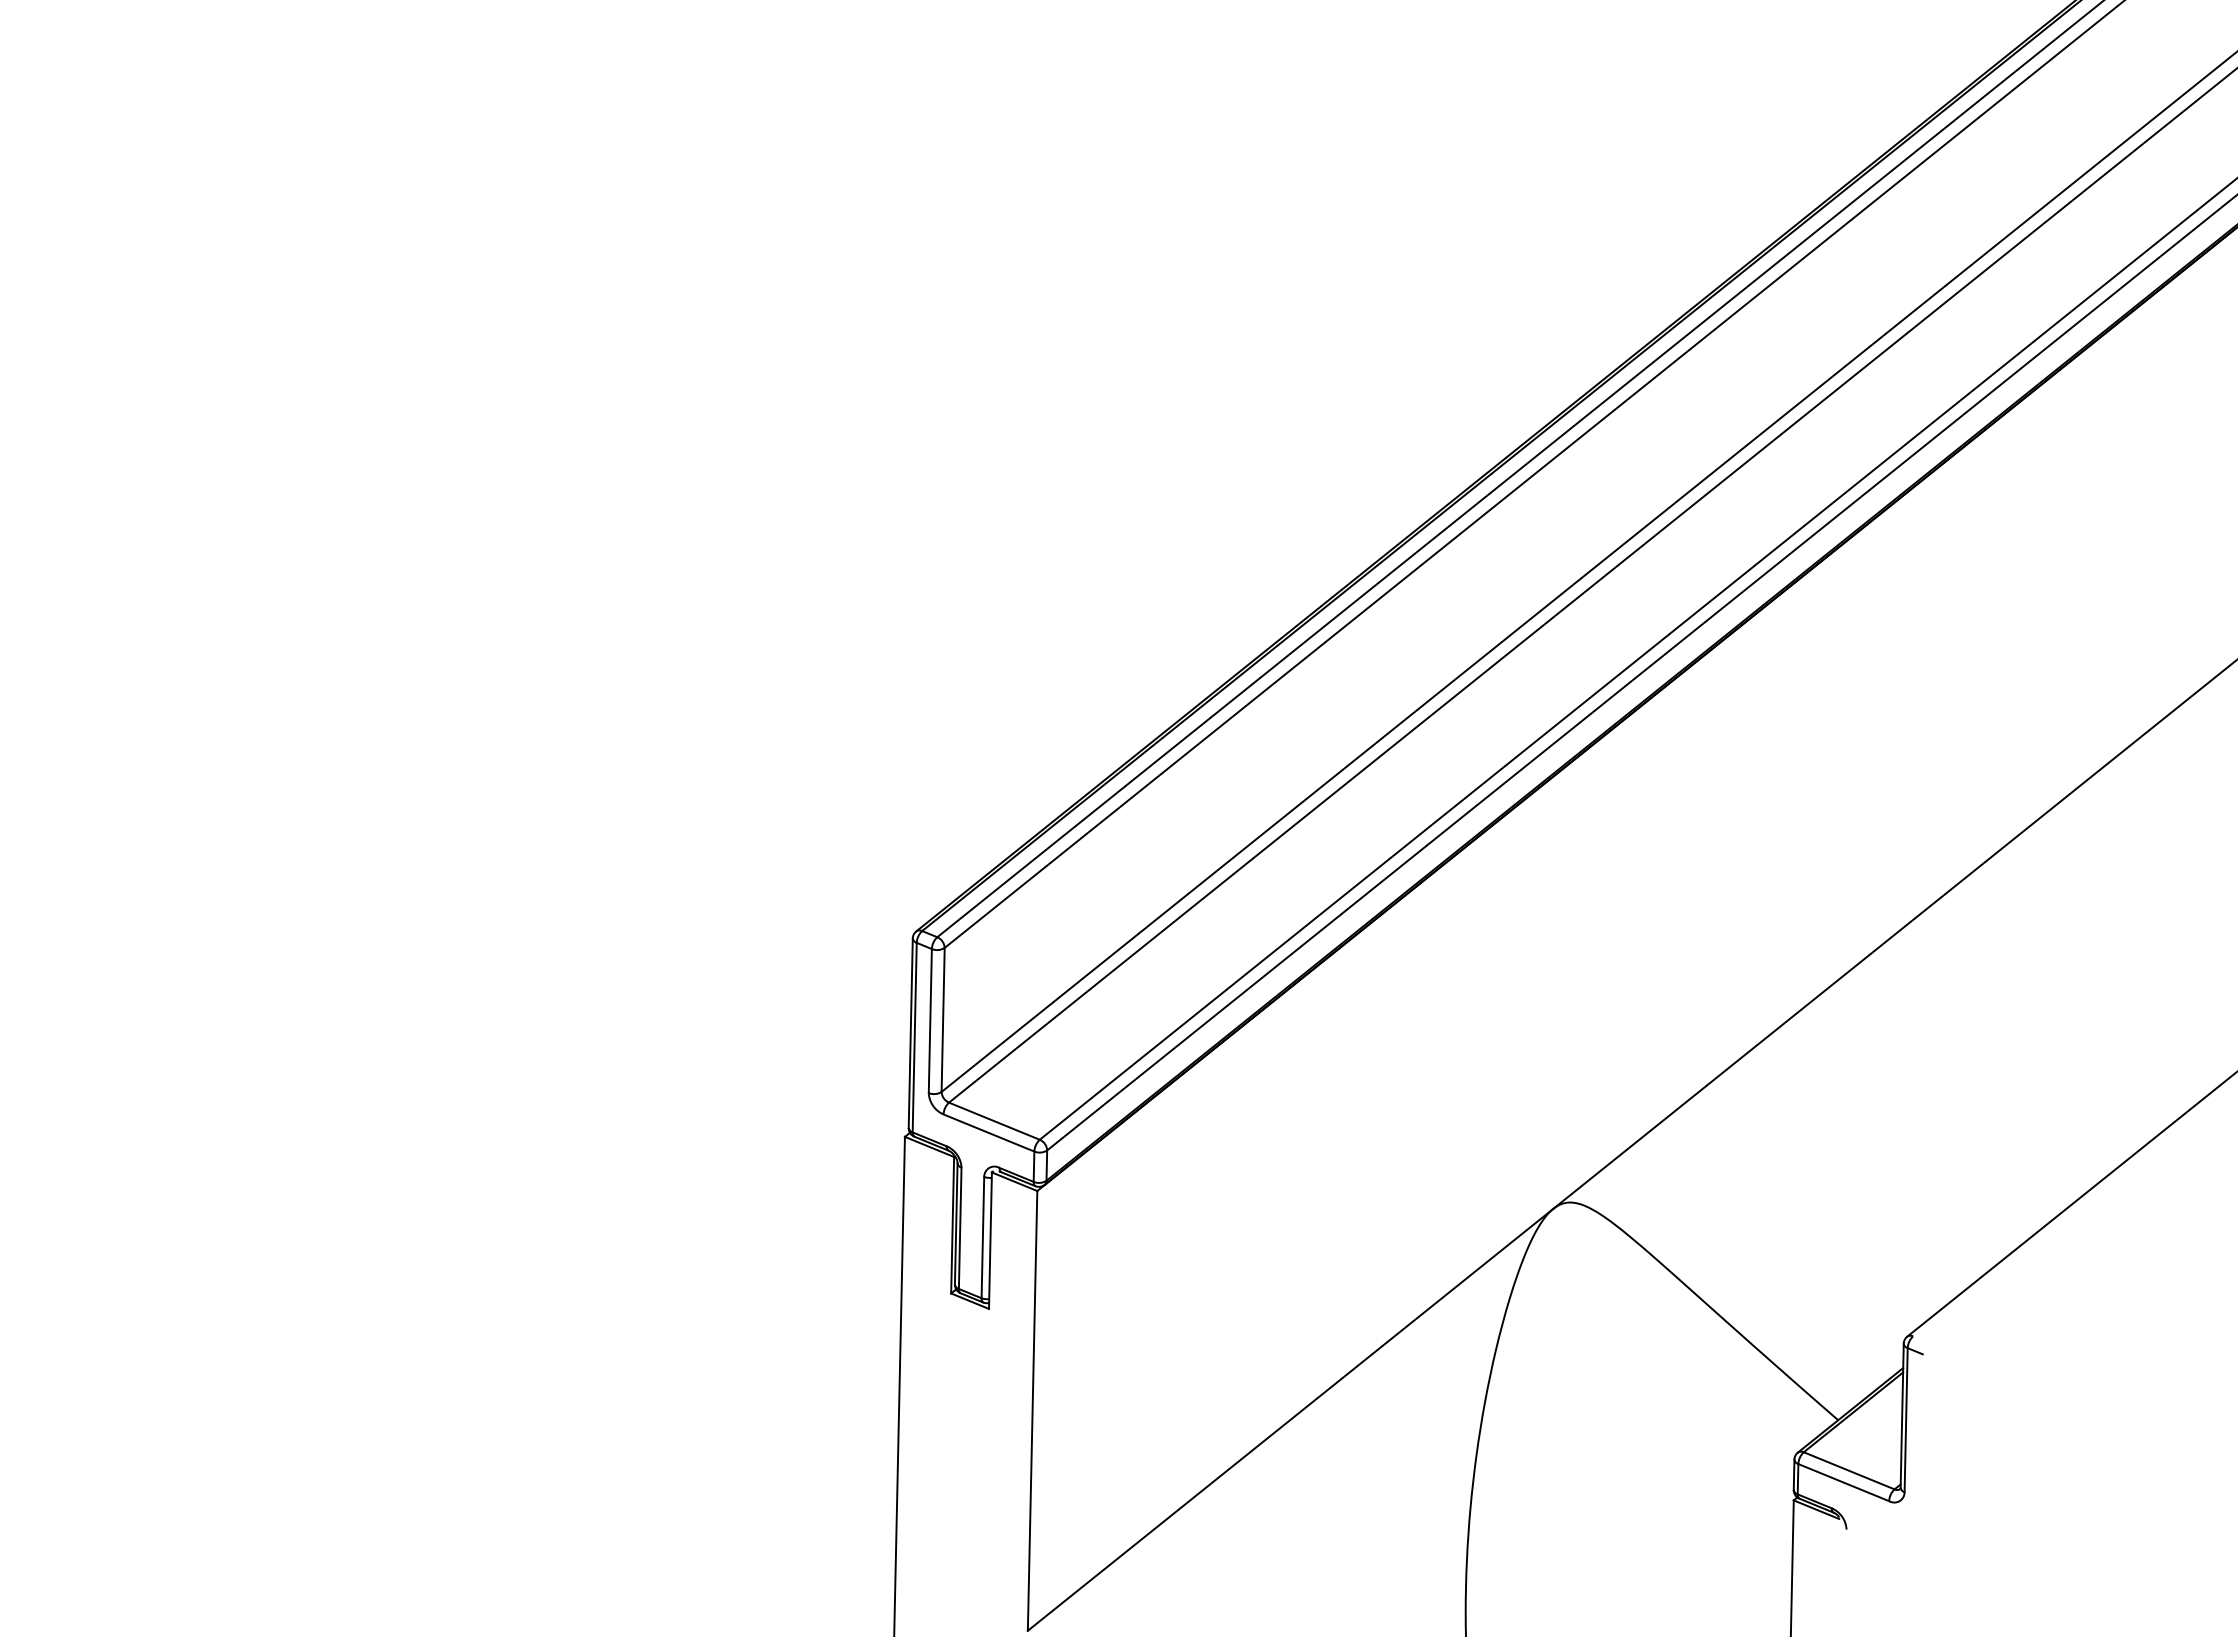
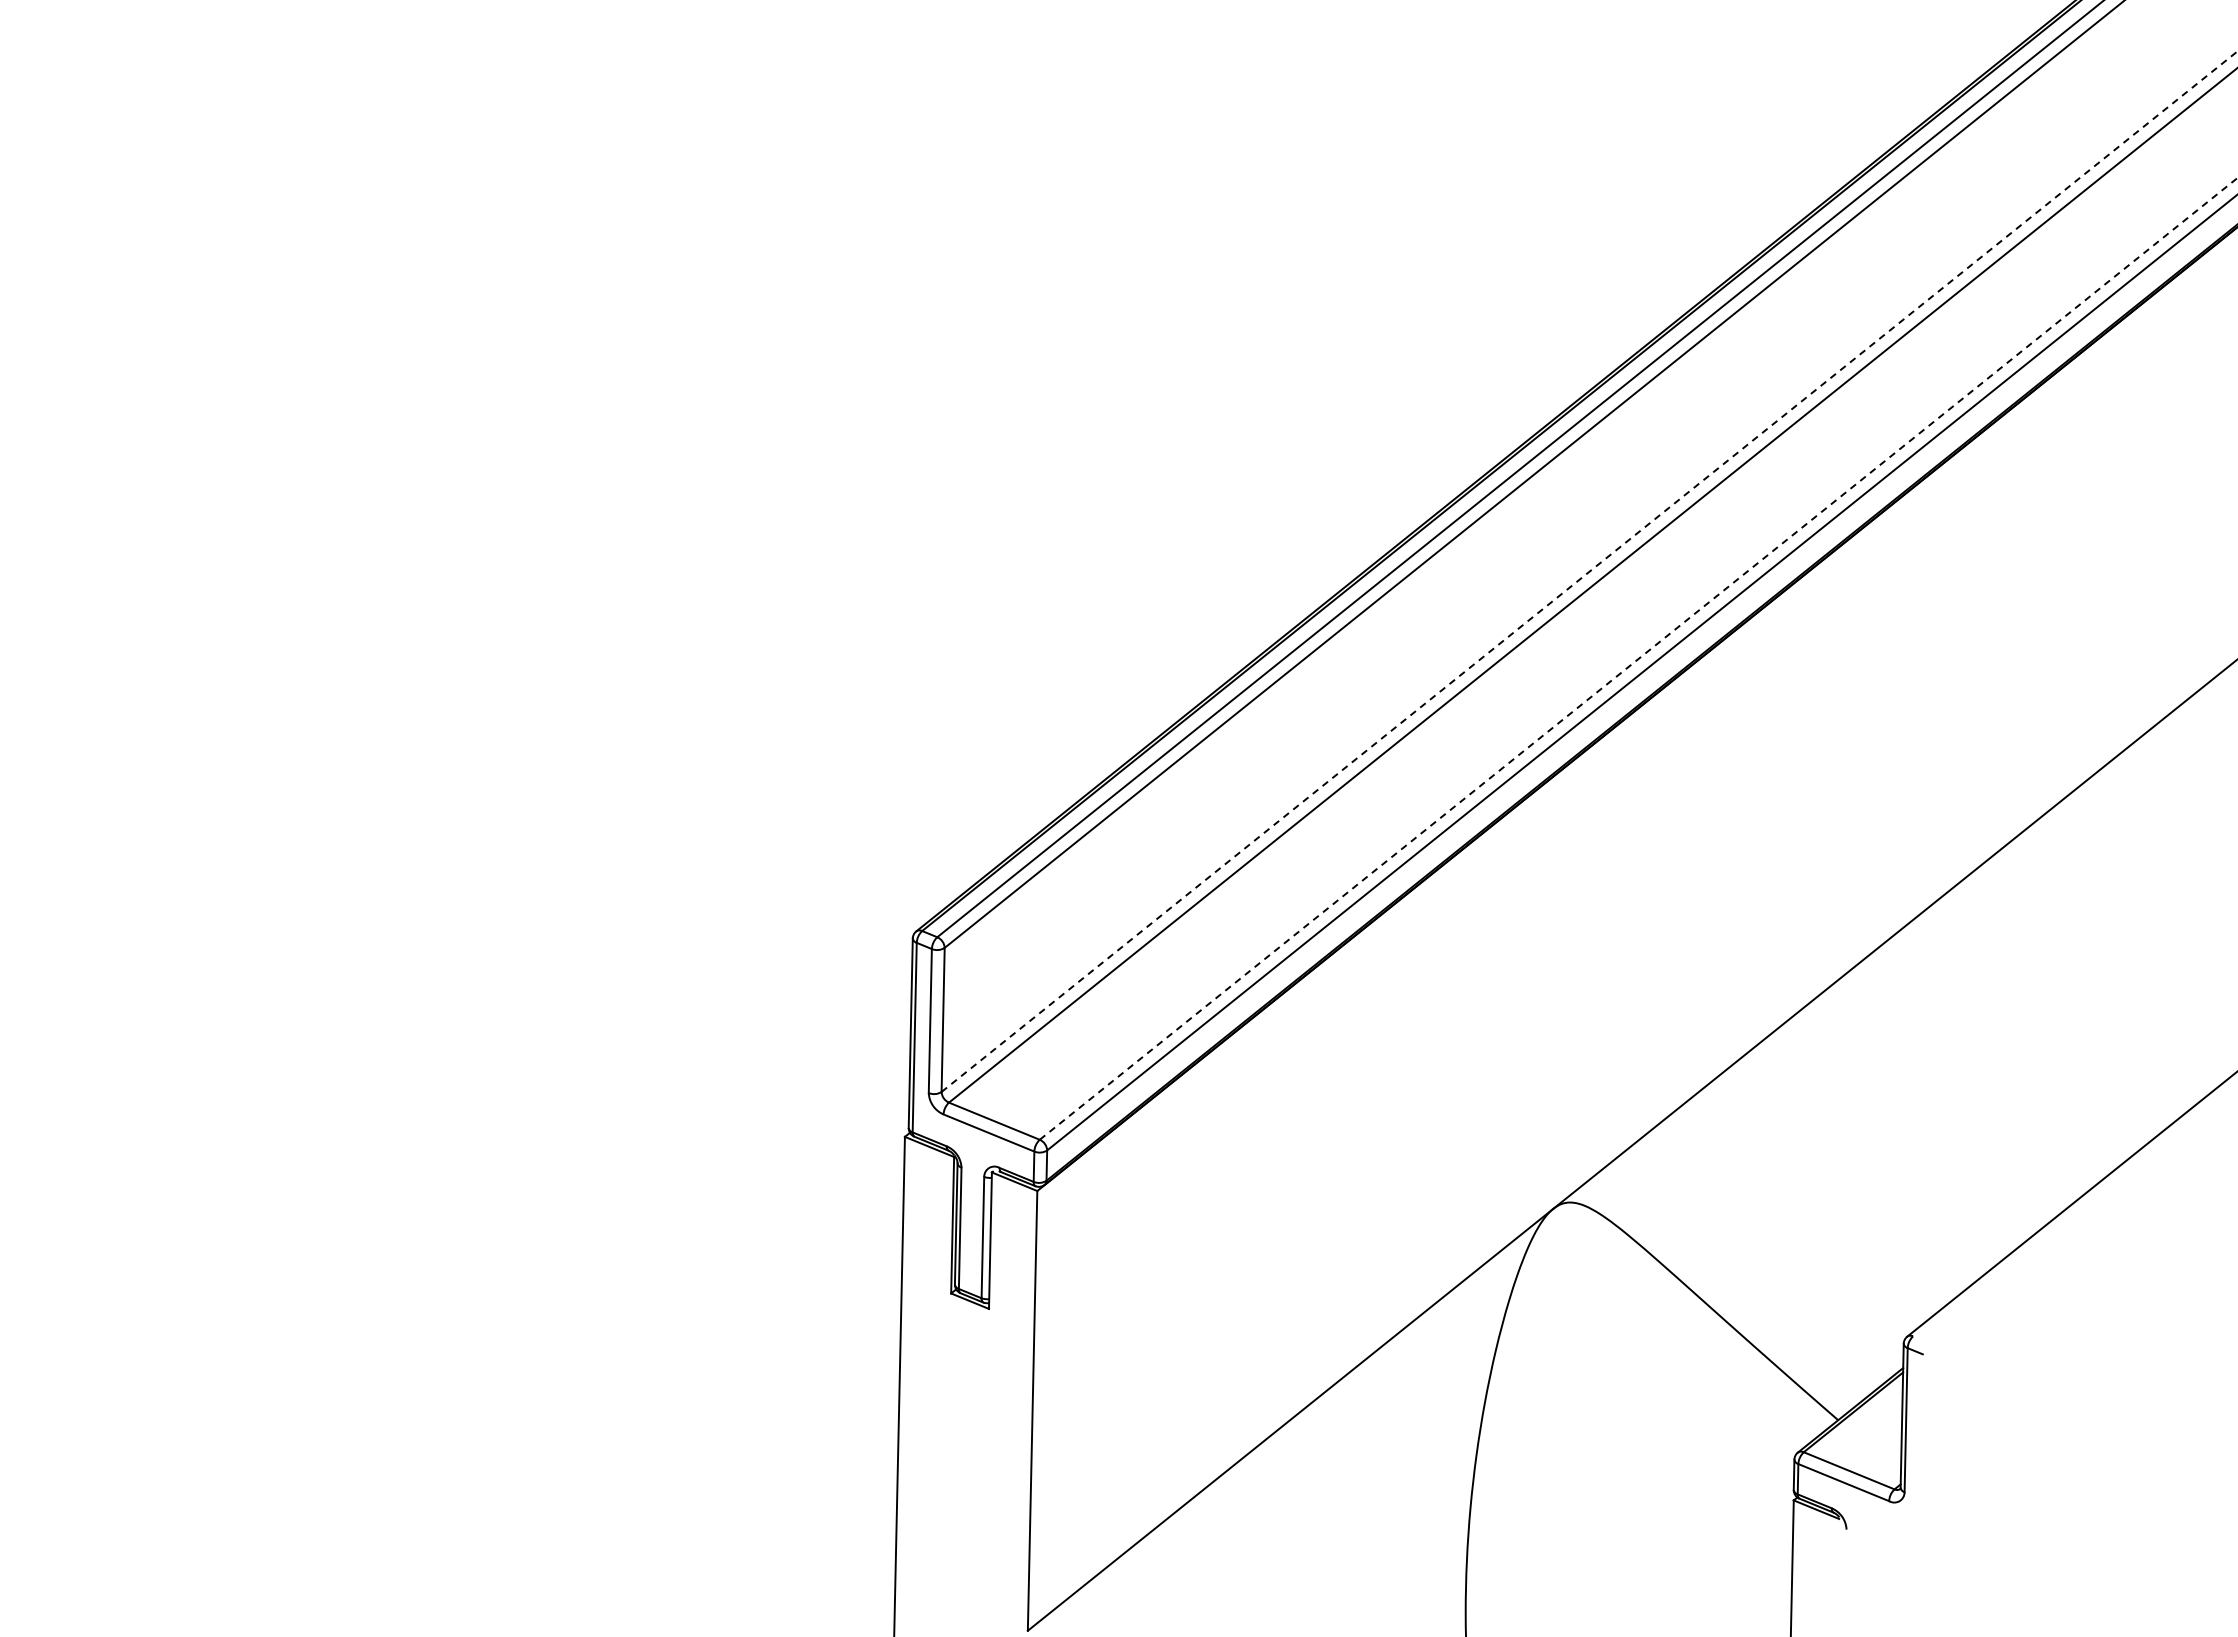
line: solid -> dashed (1589, 571)
line: solid -> dashed (1638, 658)
